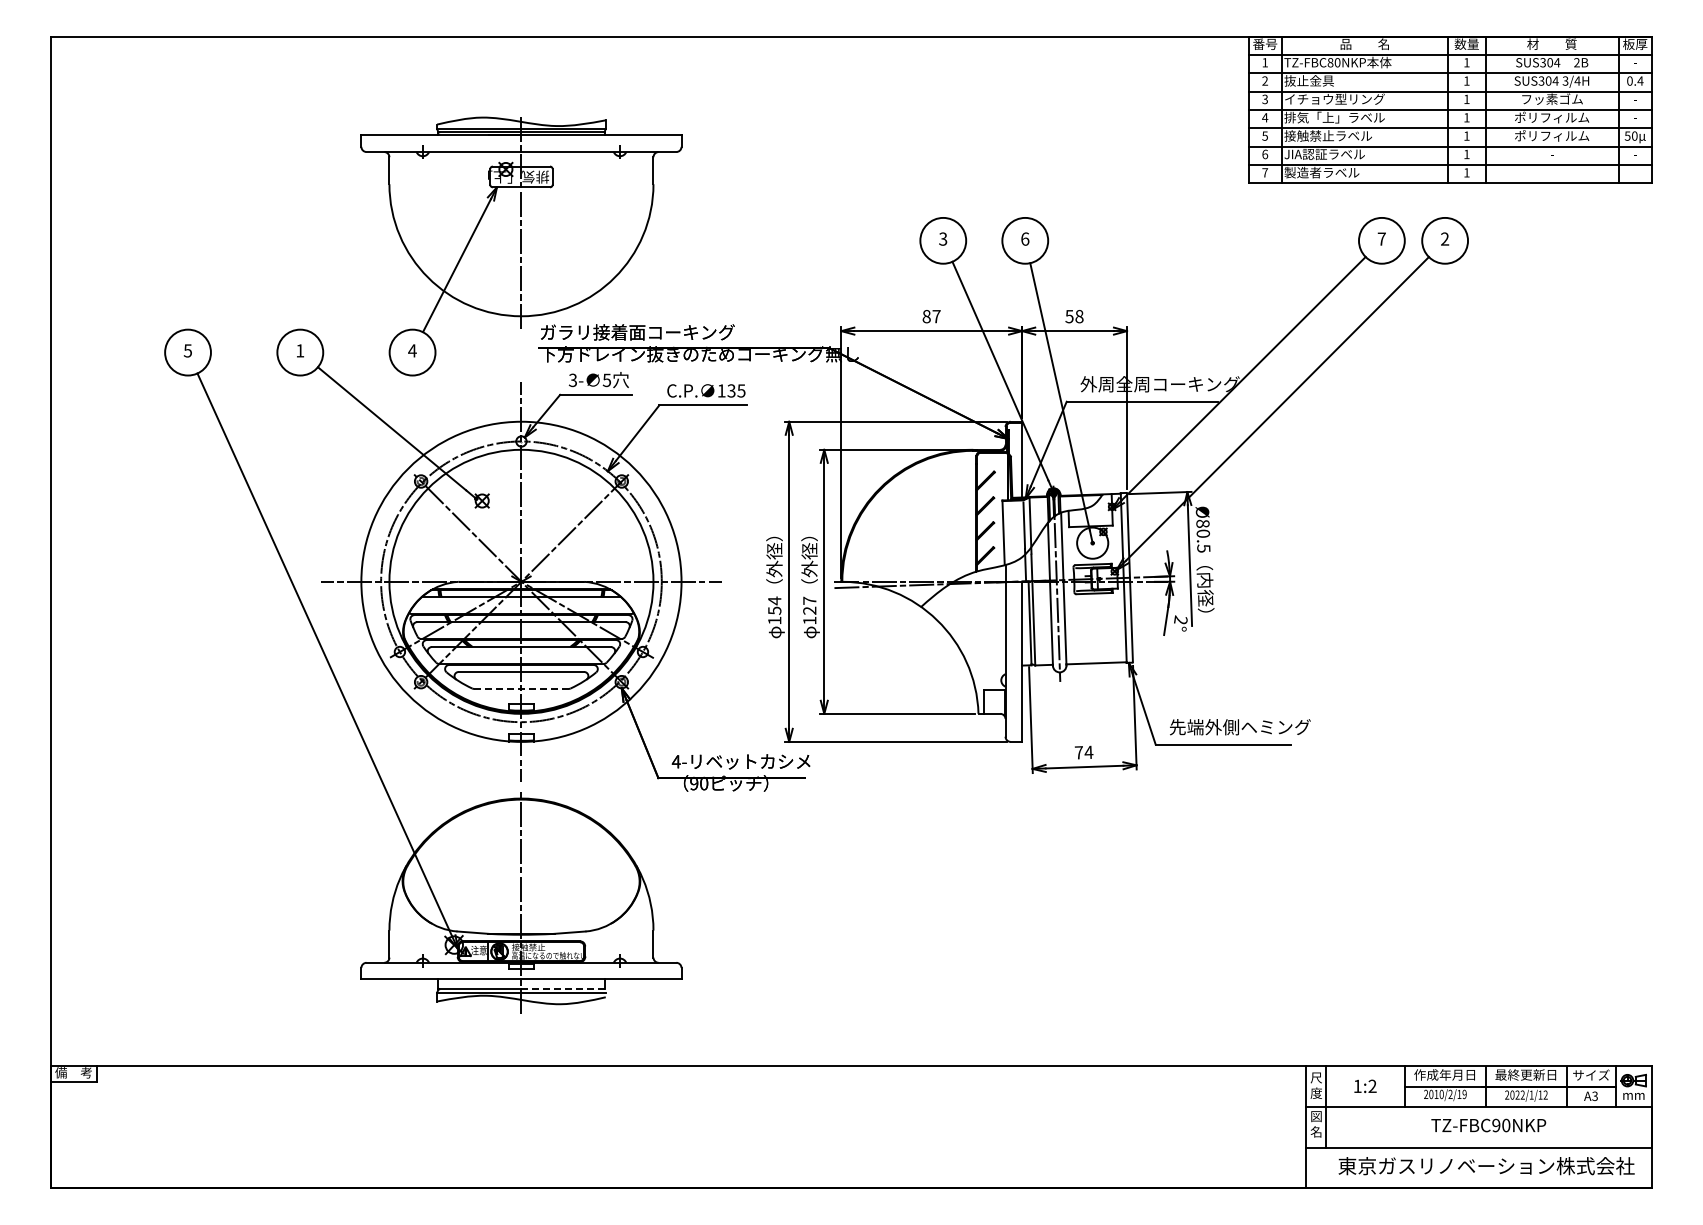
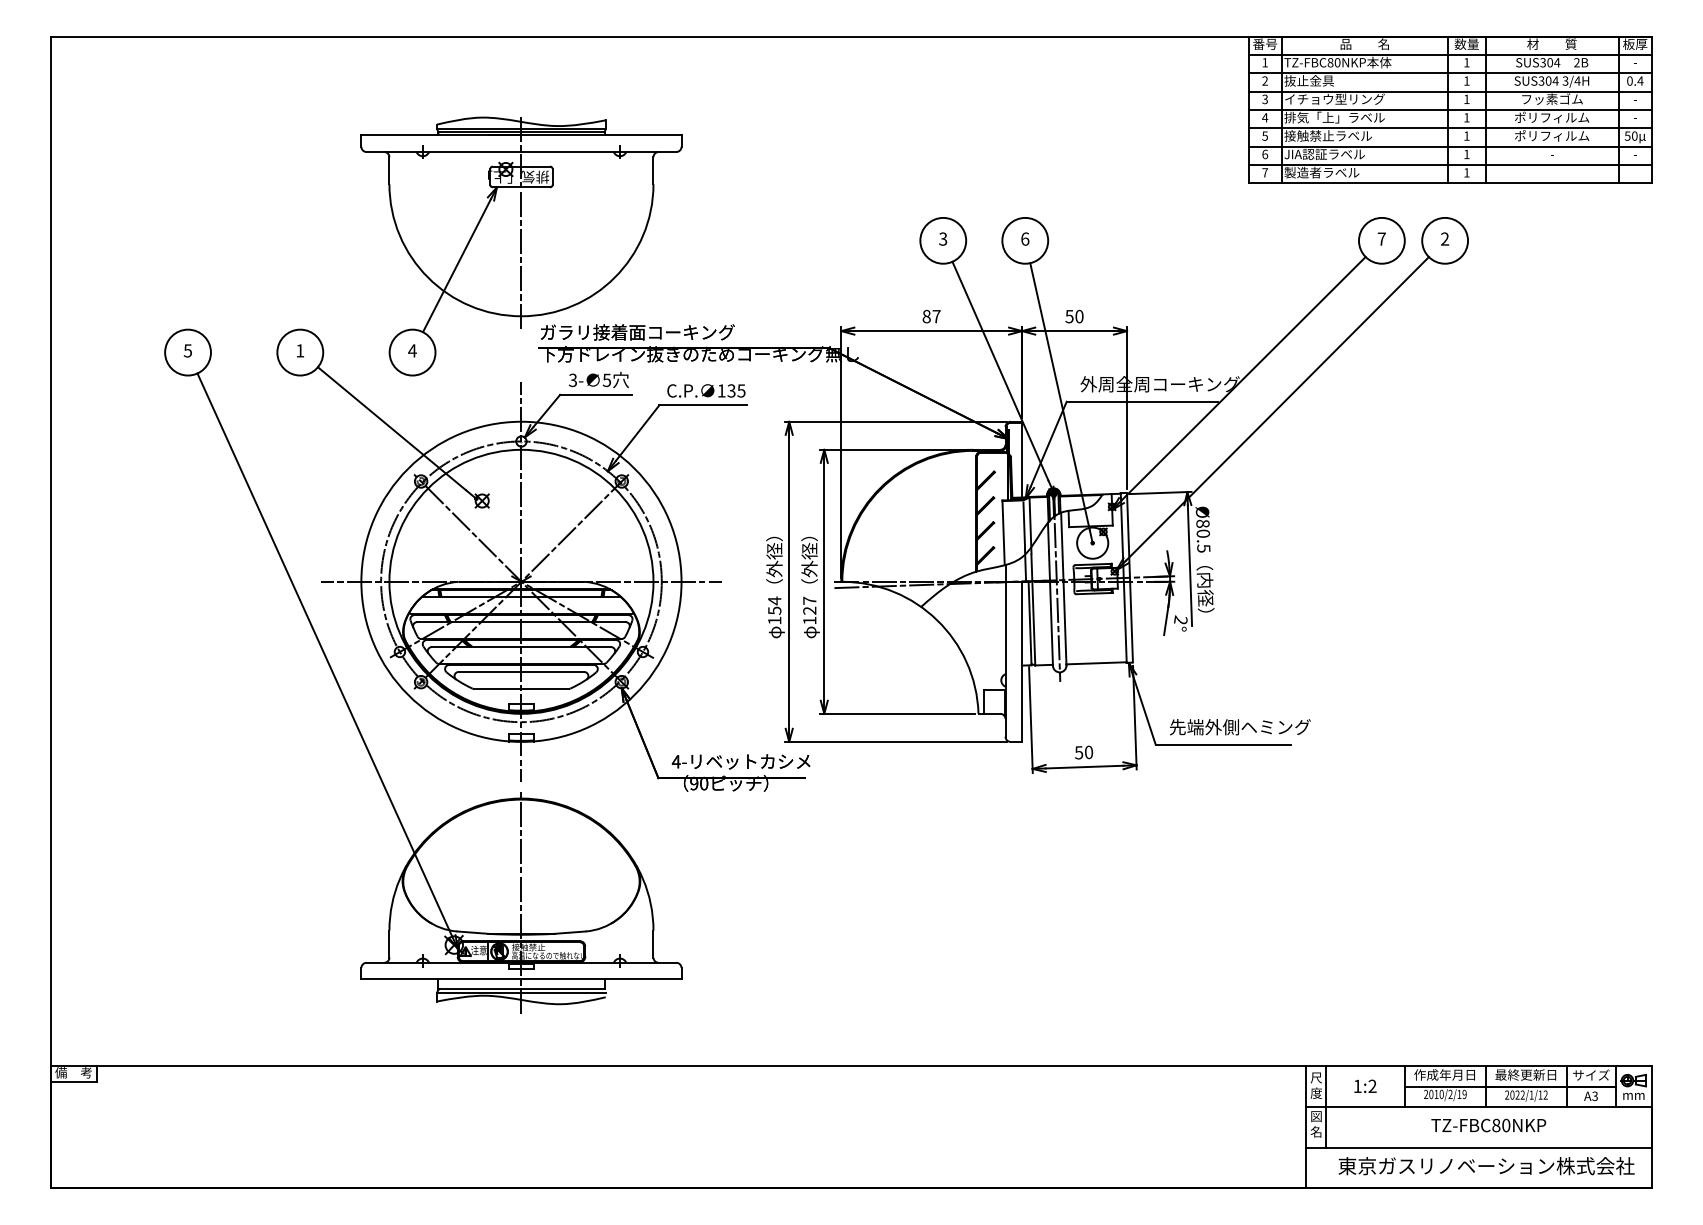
text: 58 -> 50 (1079, 316)
line: dashed -> solid (520, 688)
text: 74 -> 50 (1083, 752)
line: dashed -> solid (563, 988)
text: TZ-FBC90NKP -> TZ-FBC80NKP (1496, 1125)
